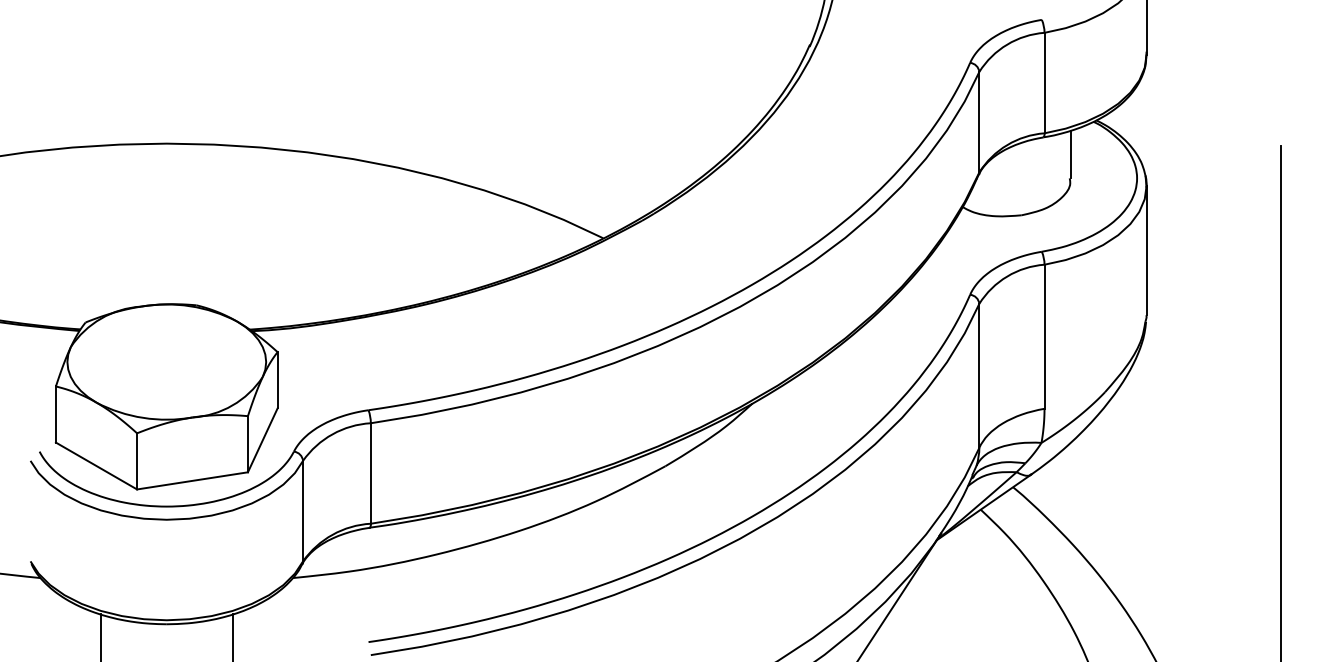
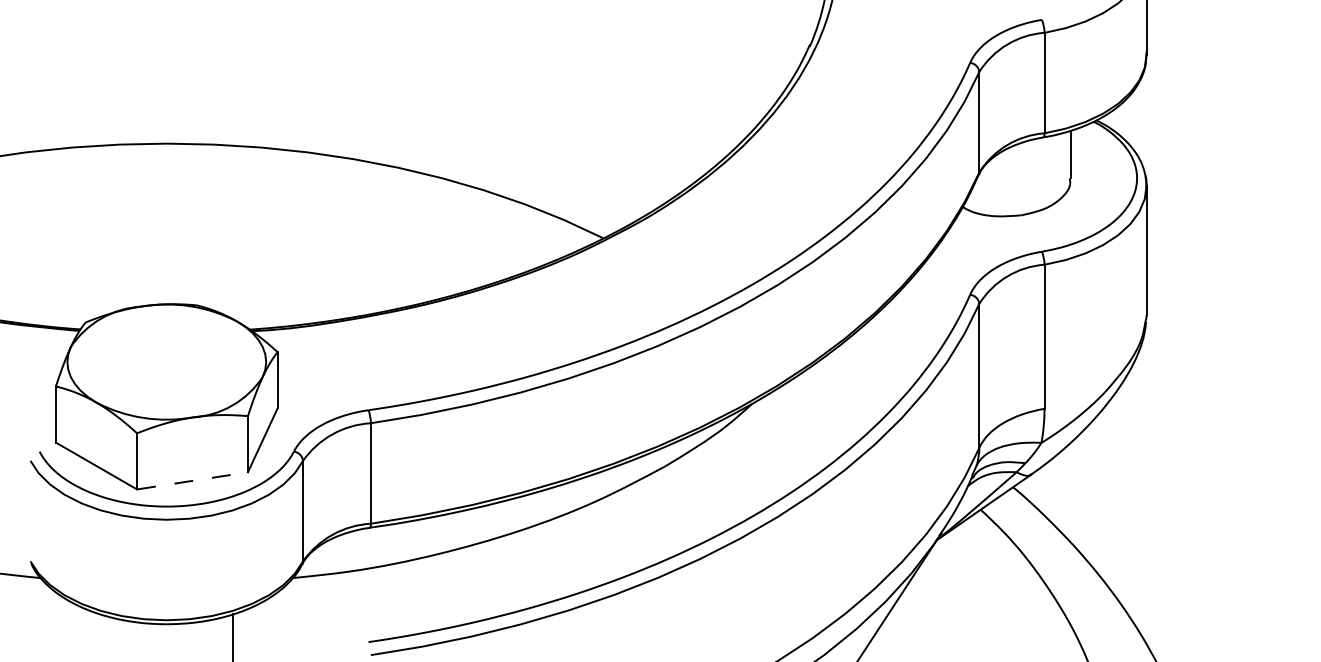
line: present -> none (1281, 402)
line: solid -> dashed (193, 480)
line: present -> none (100, 636)
